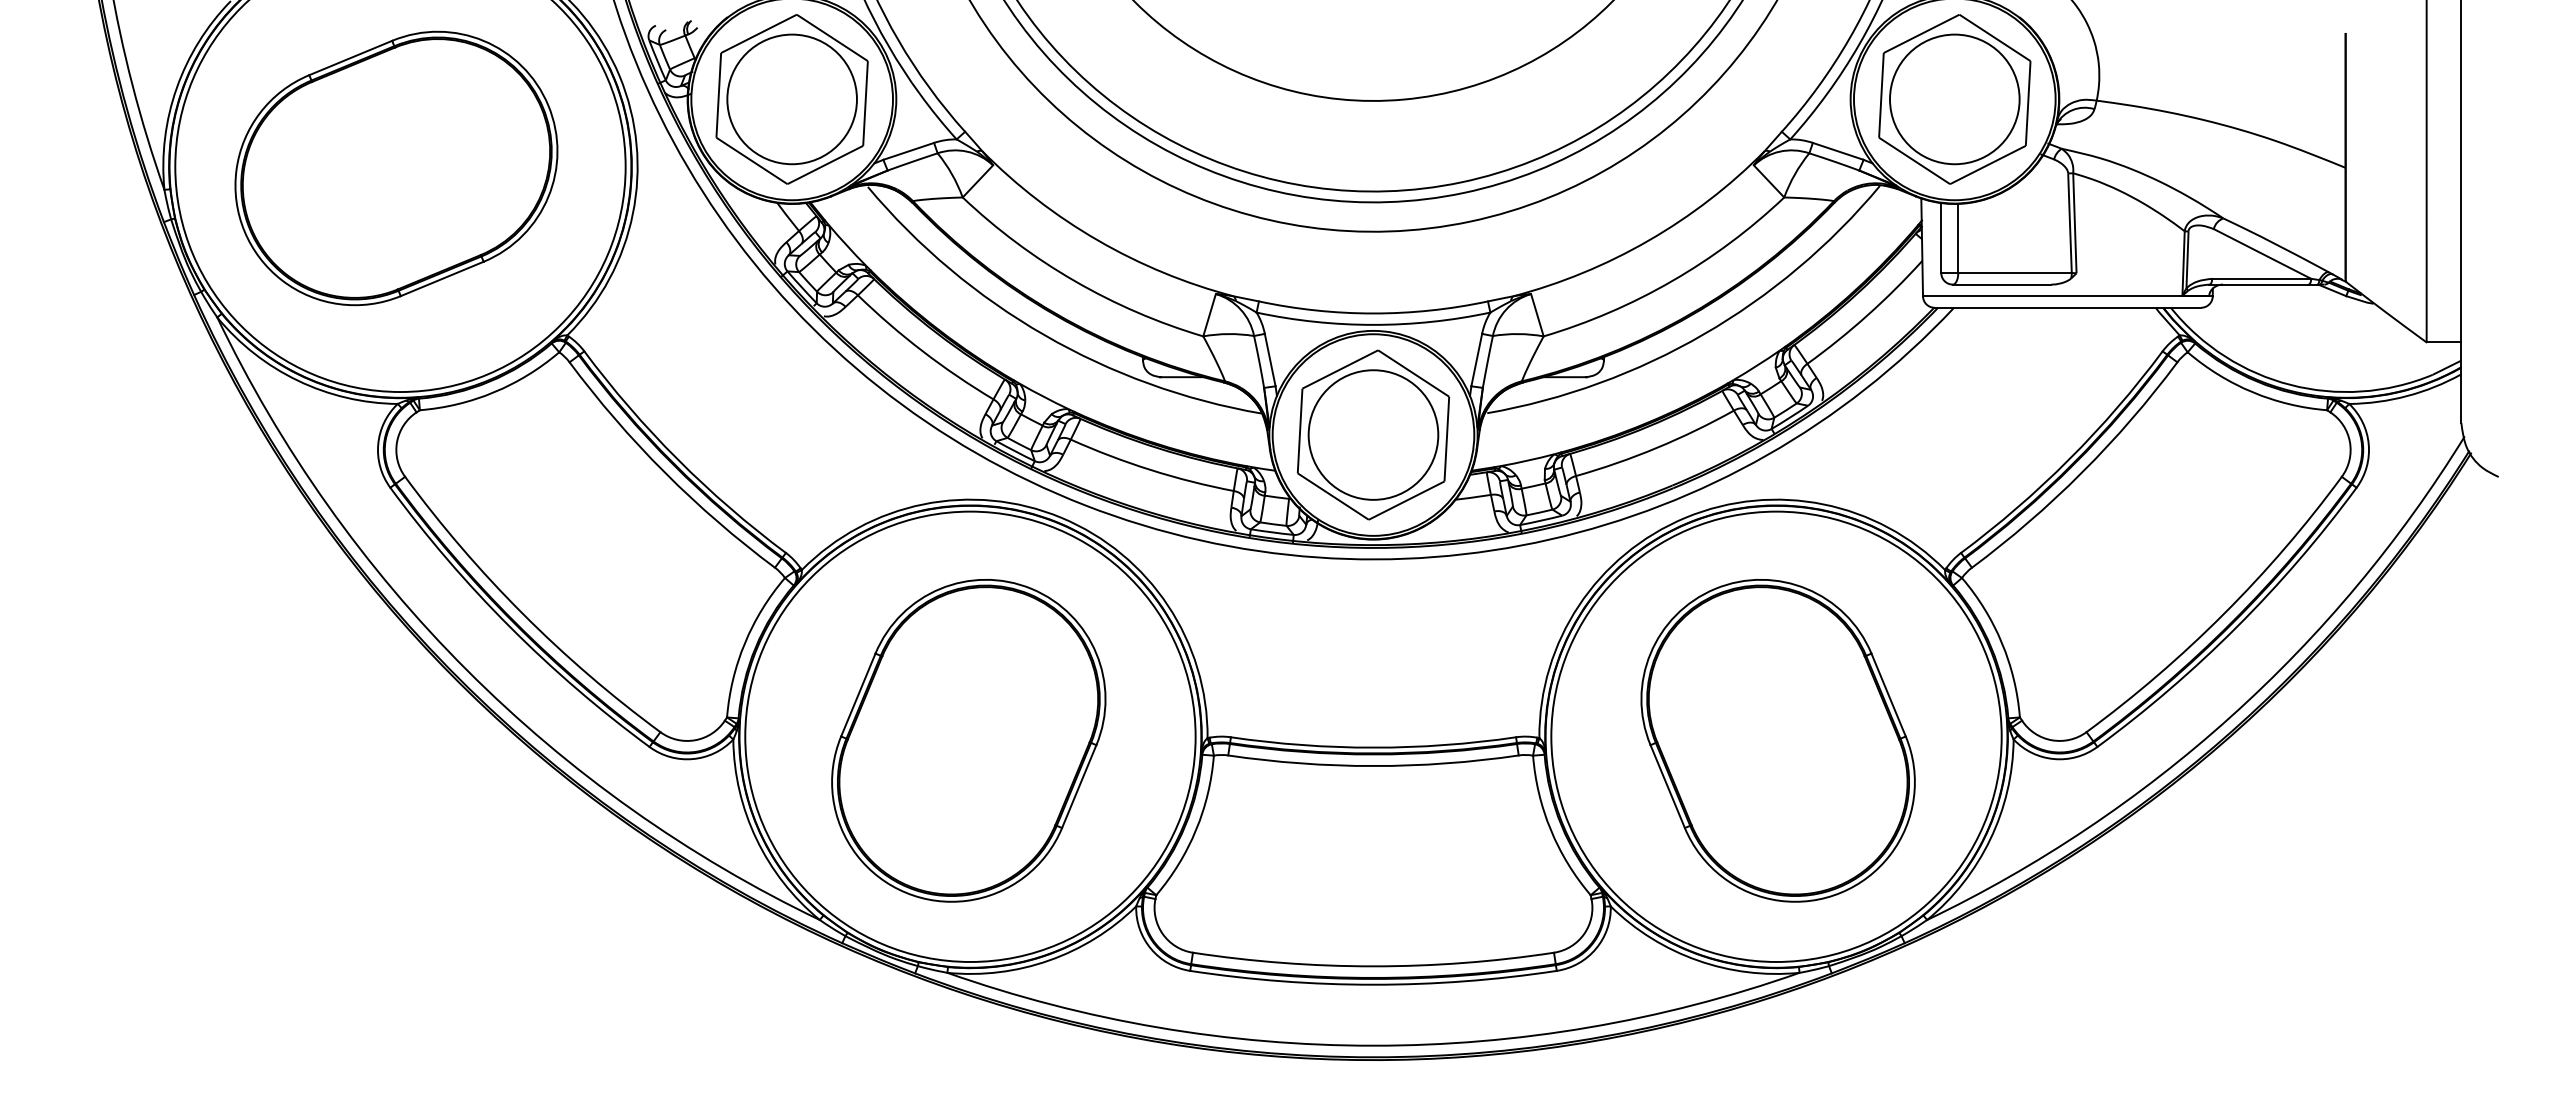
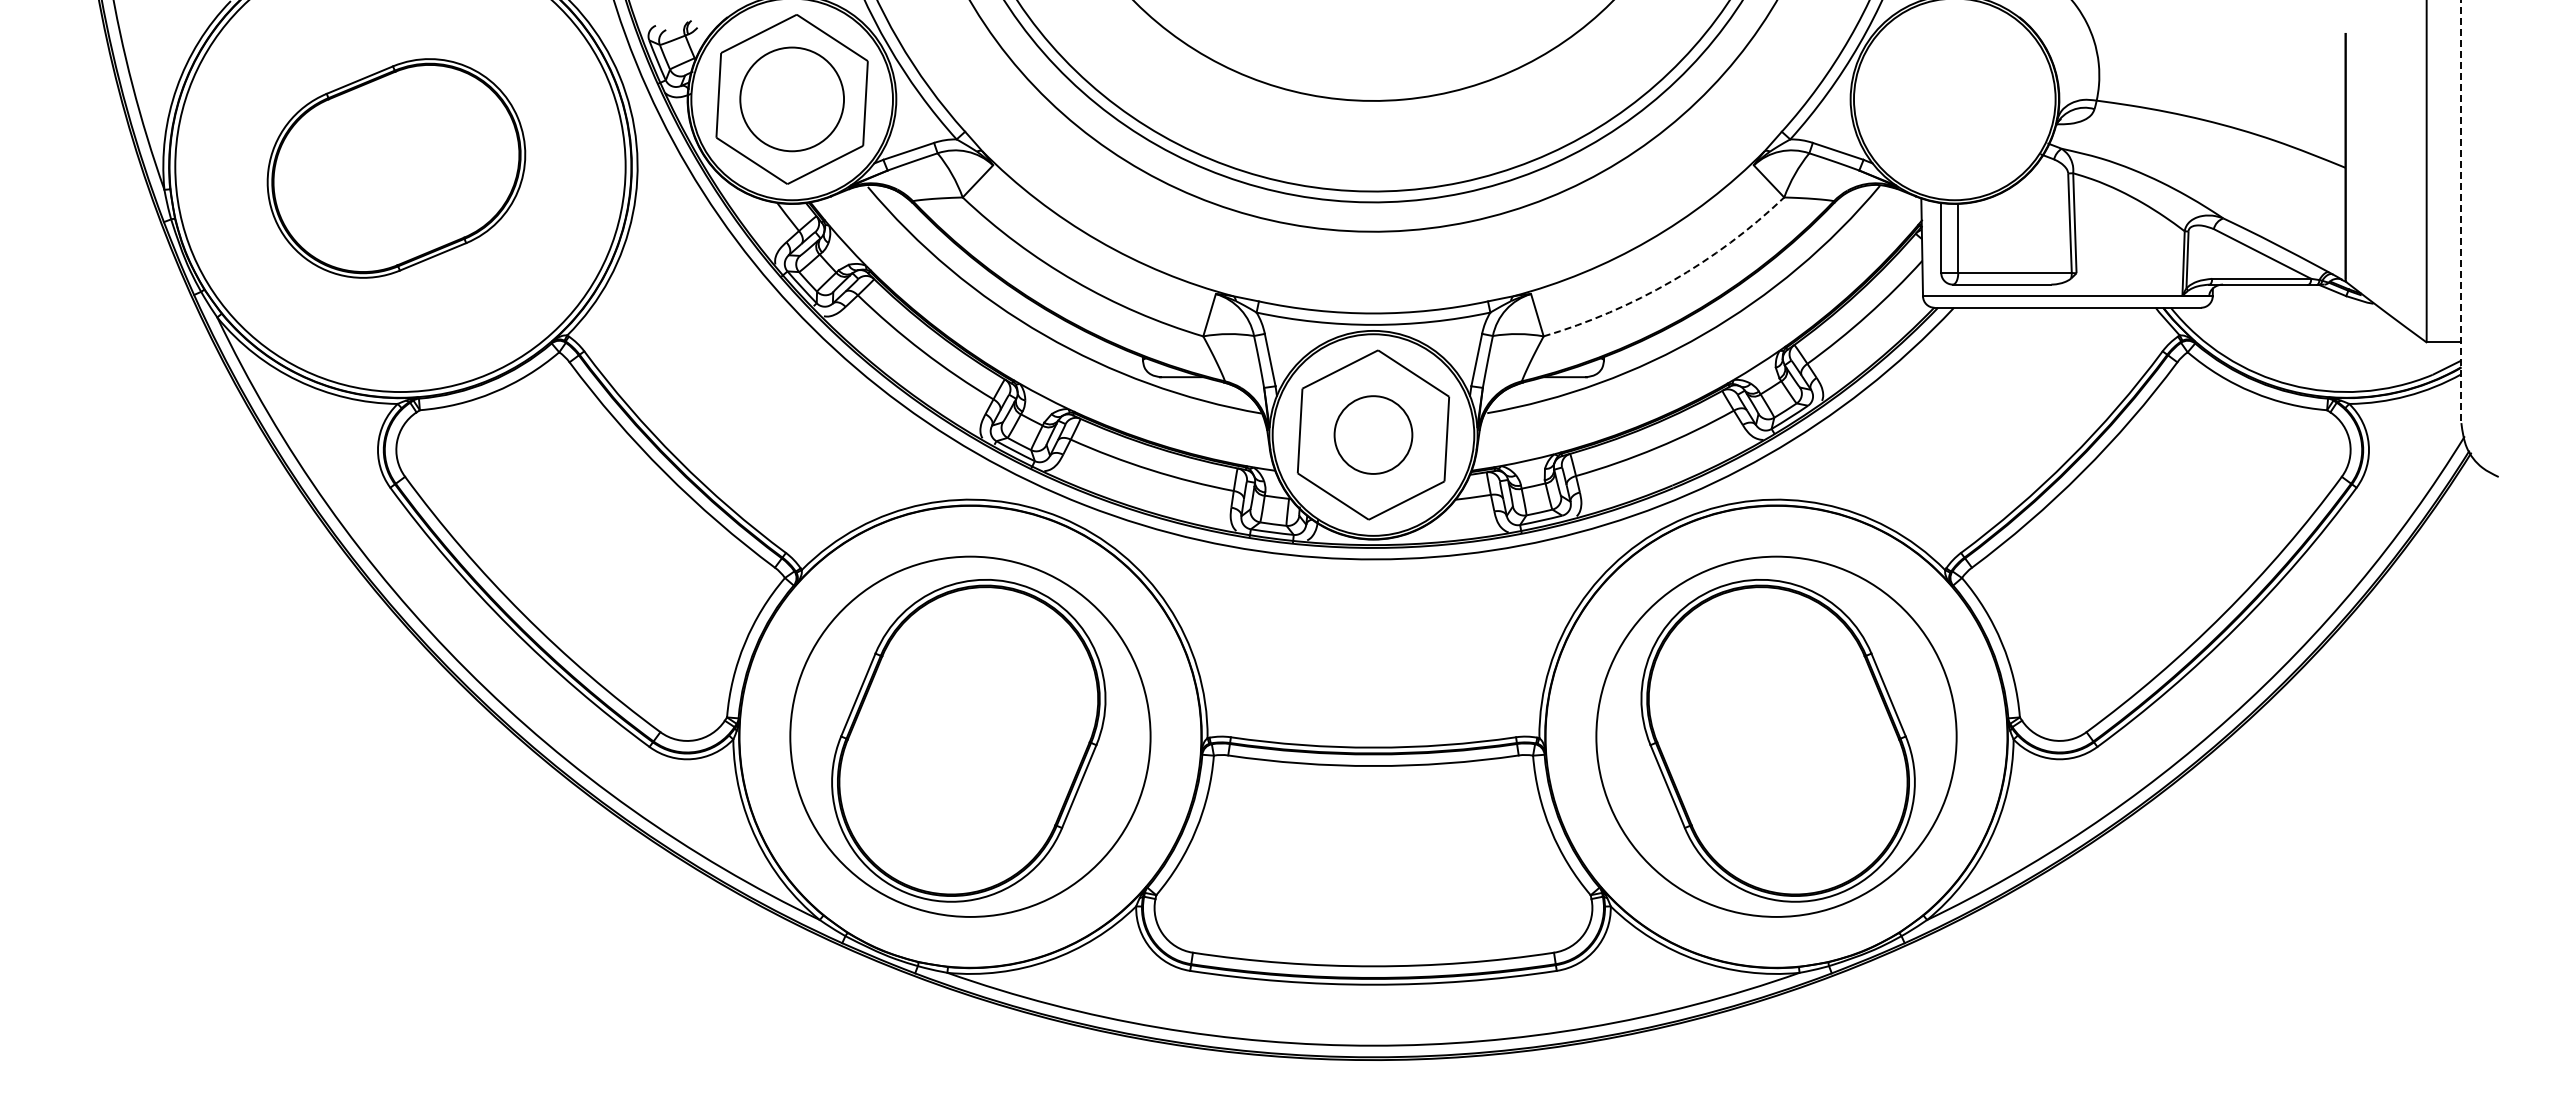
circle diameter: 130 px -> 104 px (792, 99)
part: present -> none (1954, 99)
part size: 325x277 px -> 261x221 px (396, 168)
line: solid -> dashed (2461, 212)
arc: solid -> dashed (1672, 281)
circle diameter: 130 px -> 78 px (1373, 434)
circle diameter: 450 px -> 360 px (970, 736)
circle diameter: 450 px -> 360 px (1776, 736)
